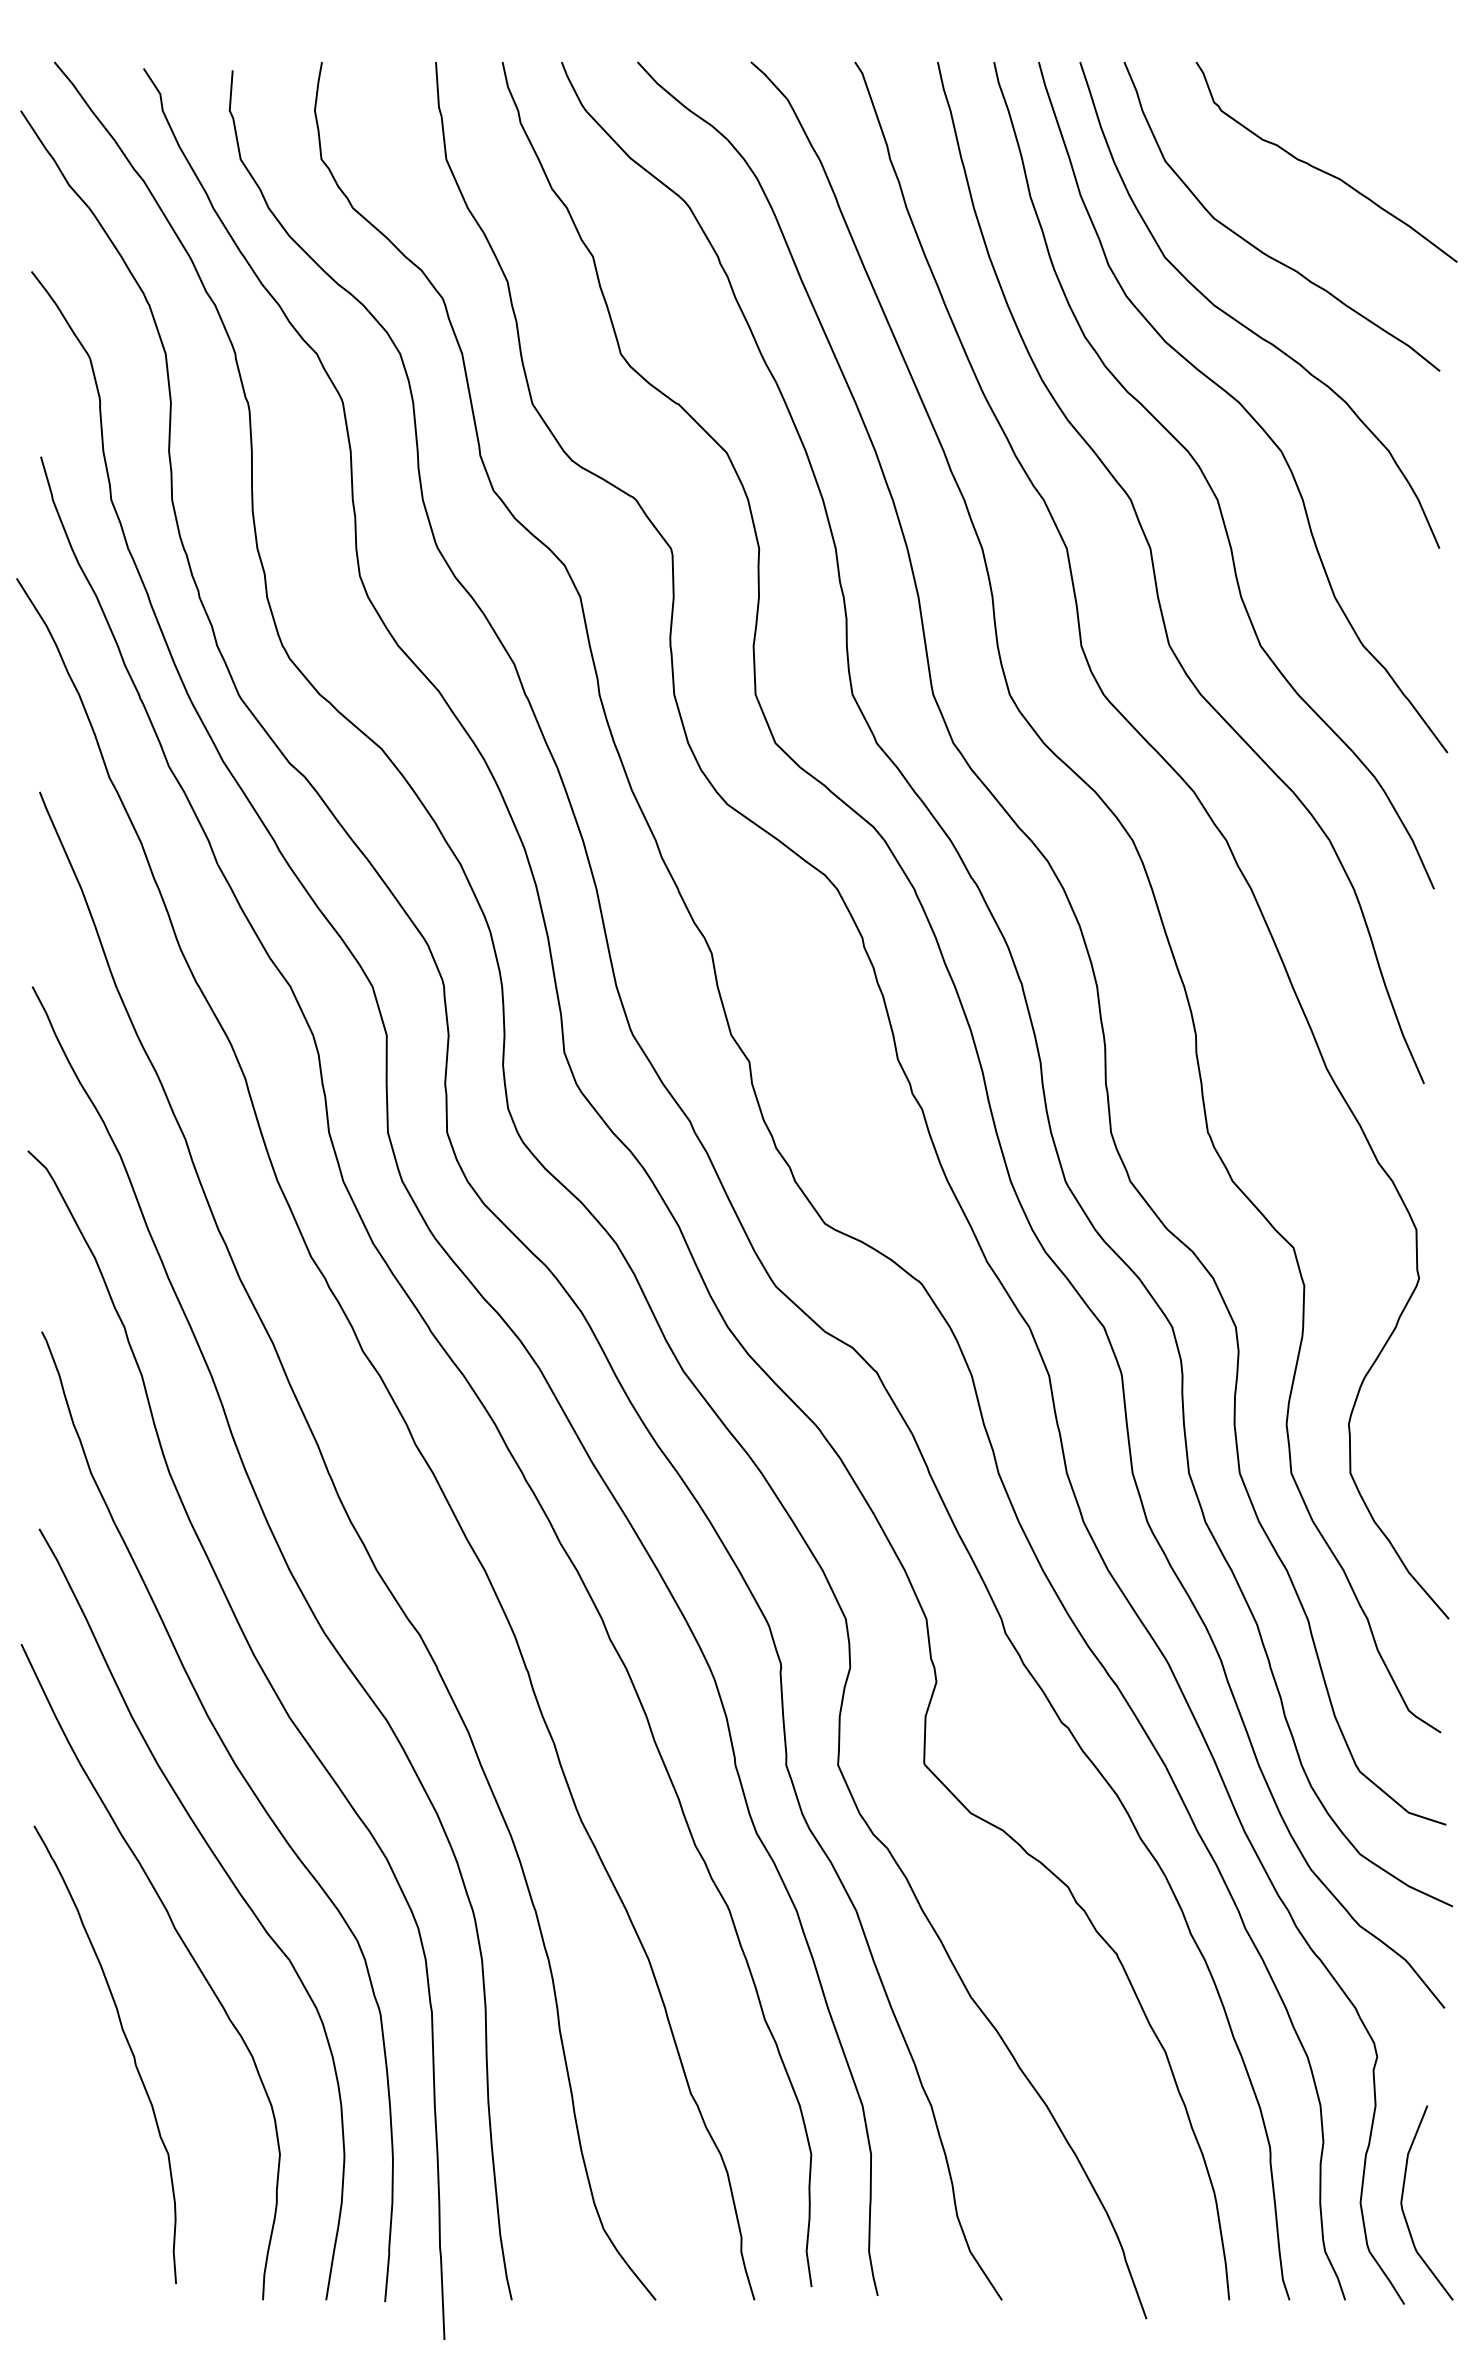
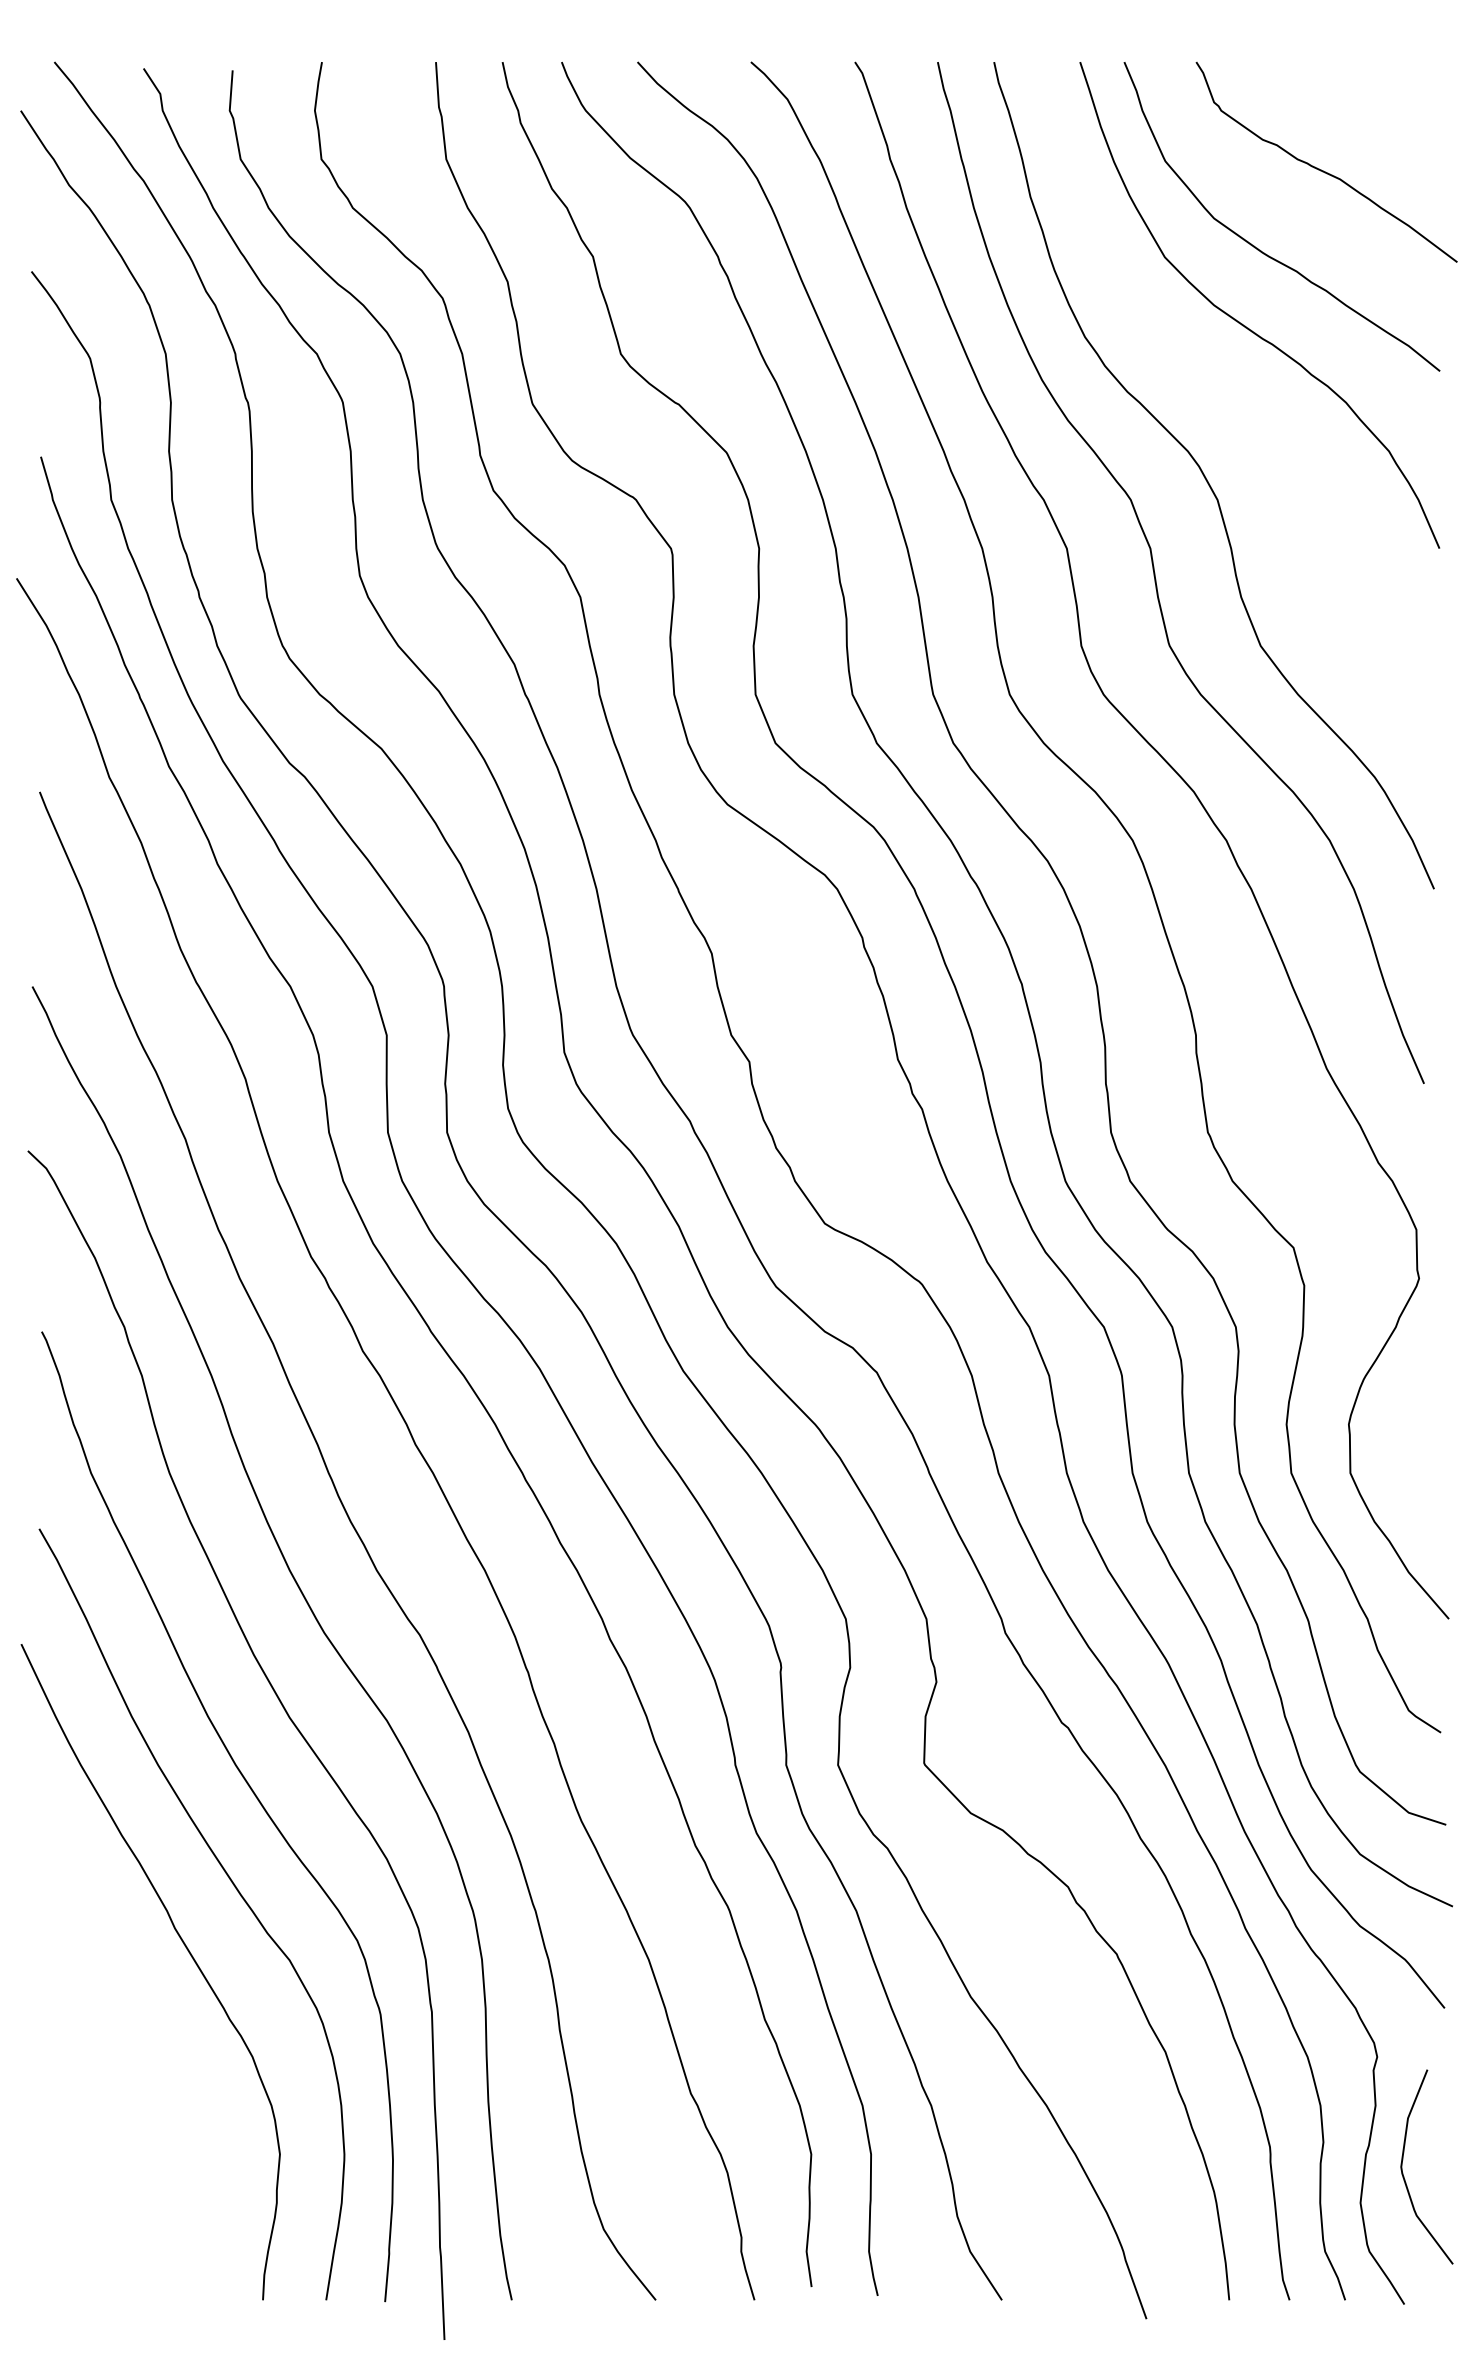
curve: present -> none (1243, 407)
curve: present -> none (128, 2046)
curve position: (1403, 2196) -> (1403, 2160) (1403, 2160)
